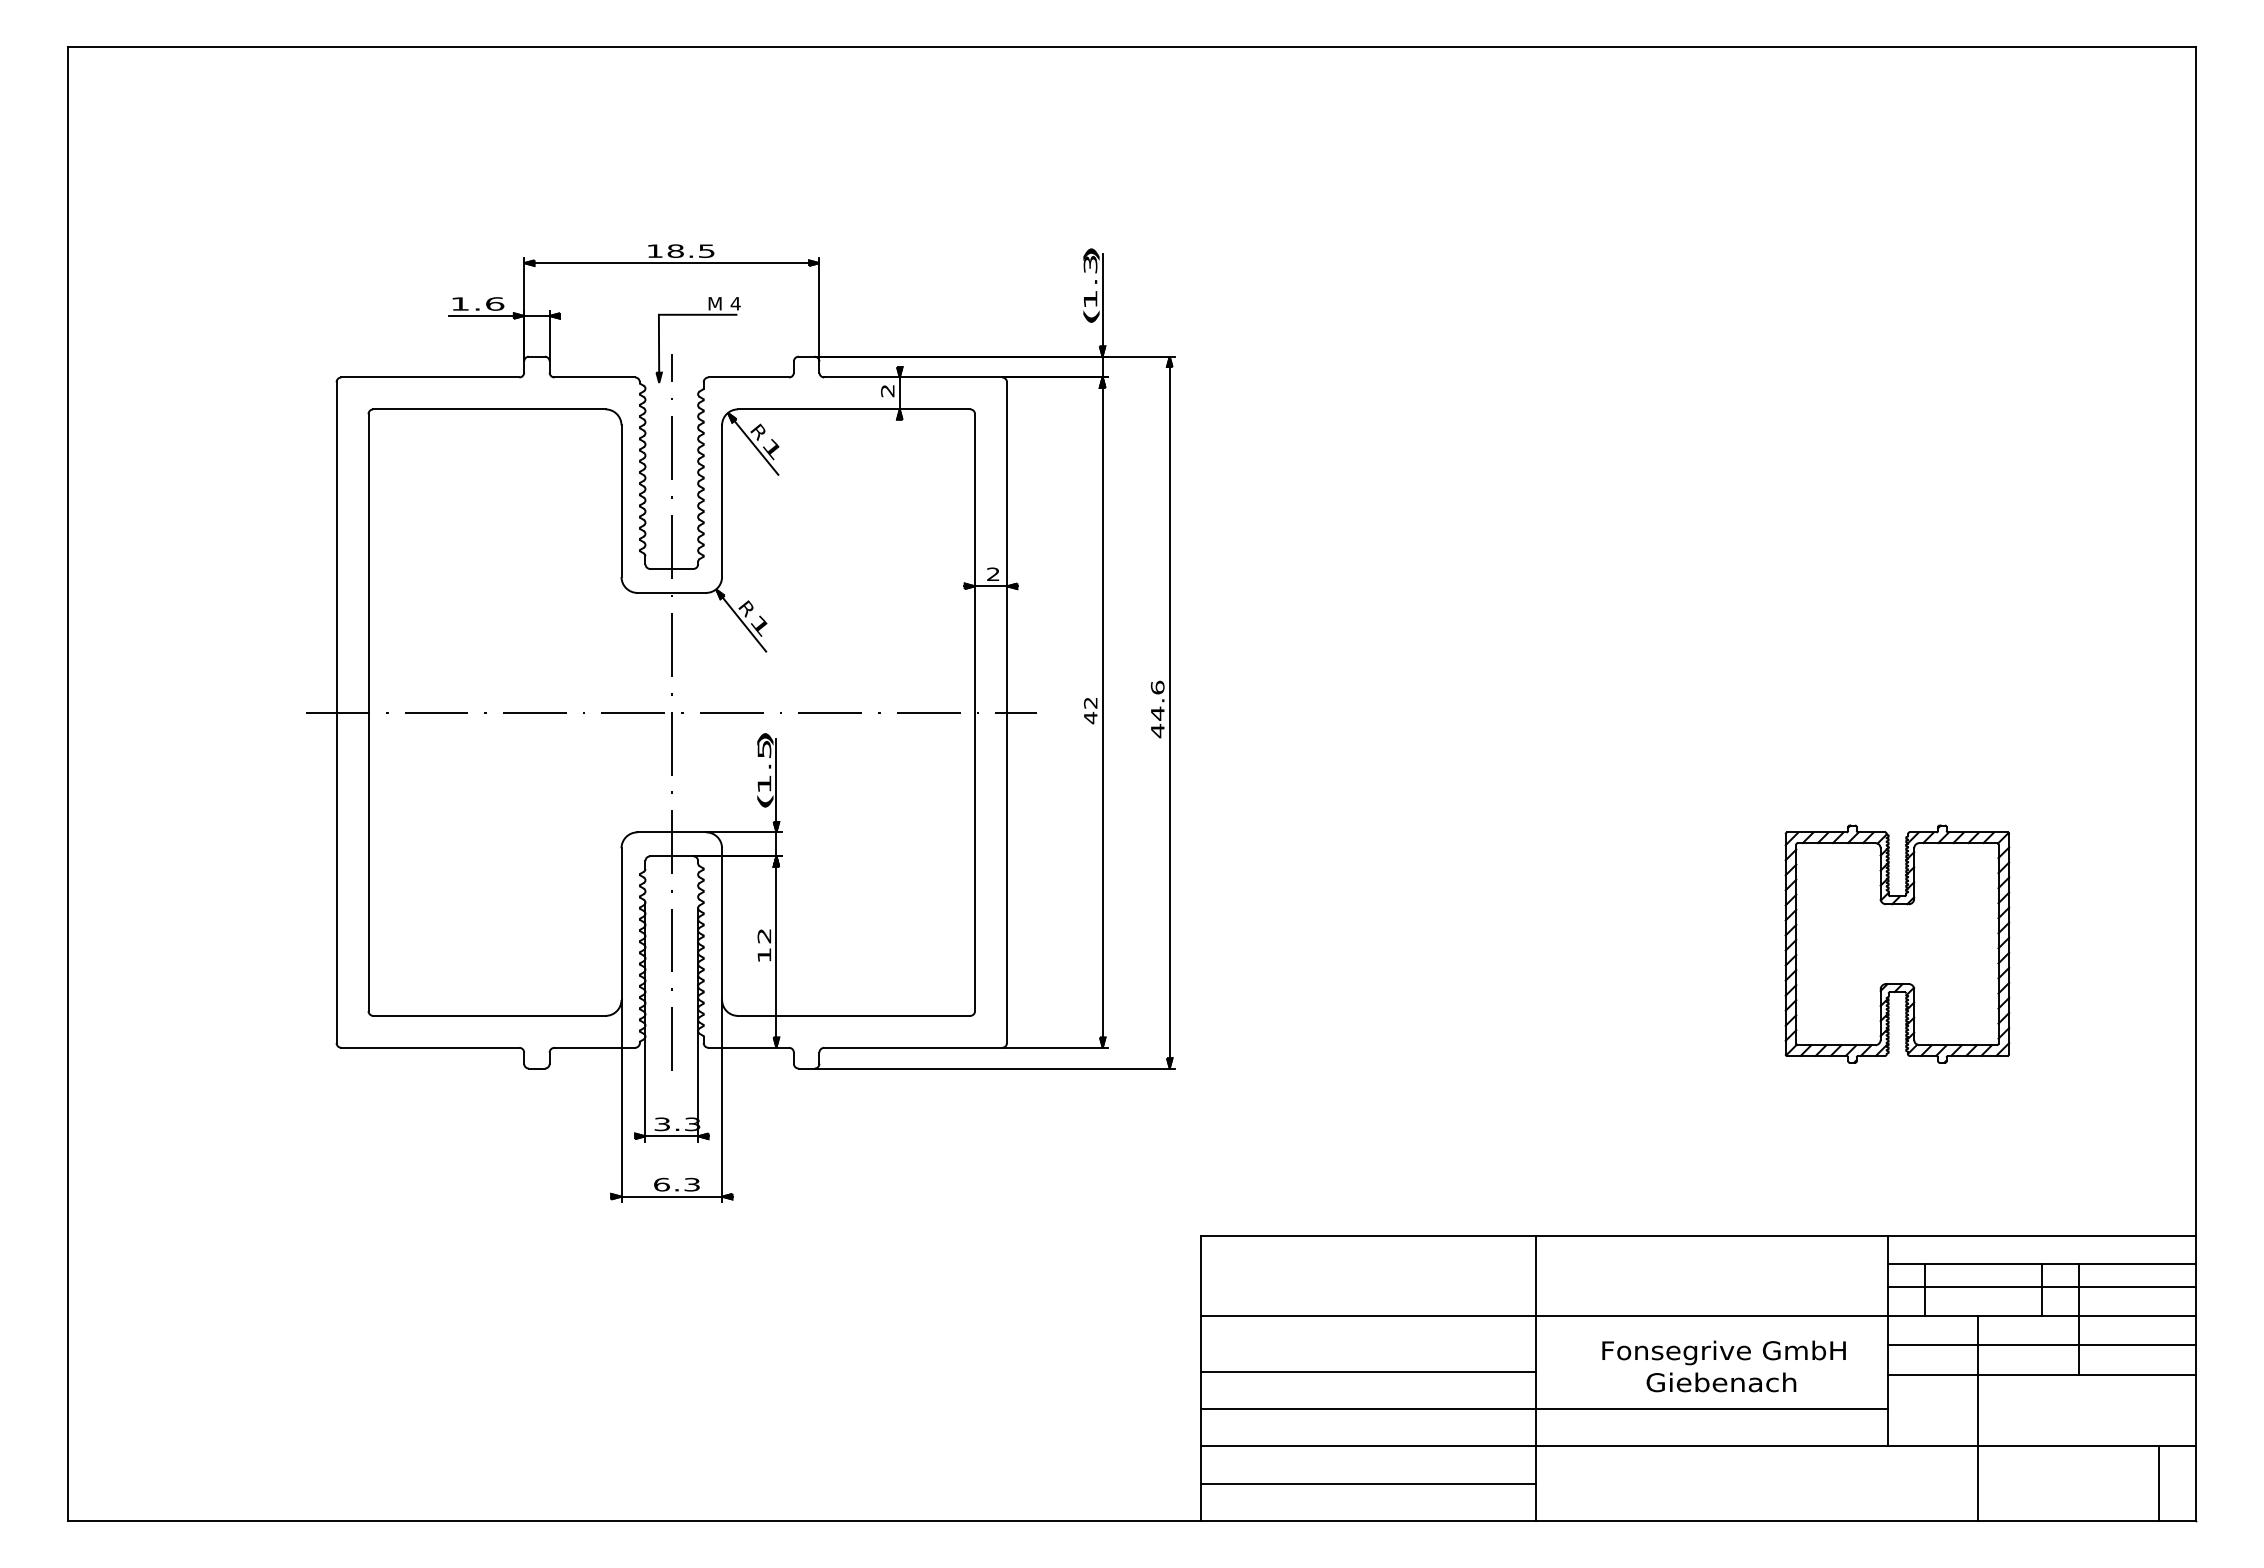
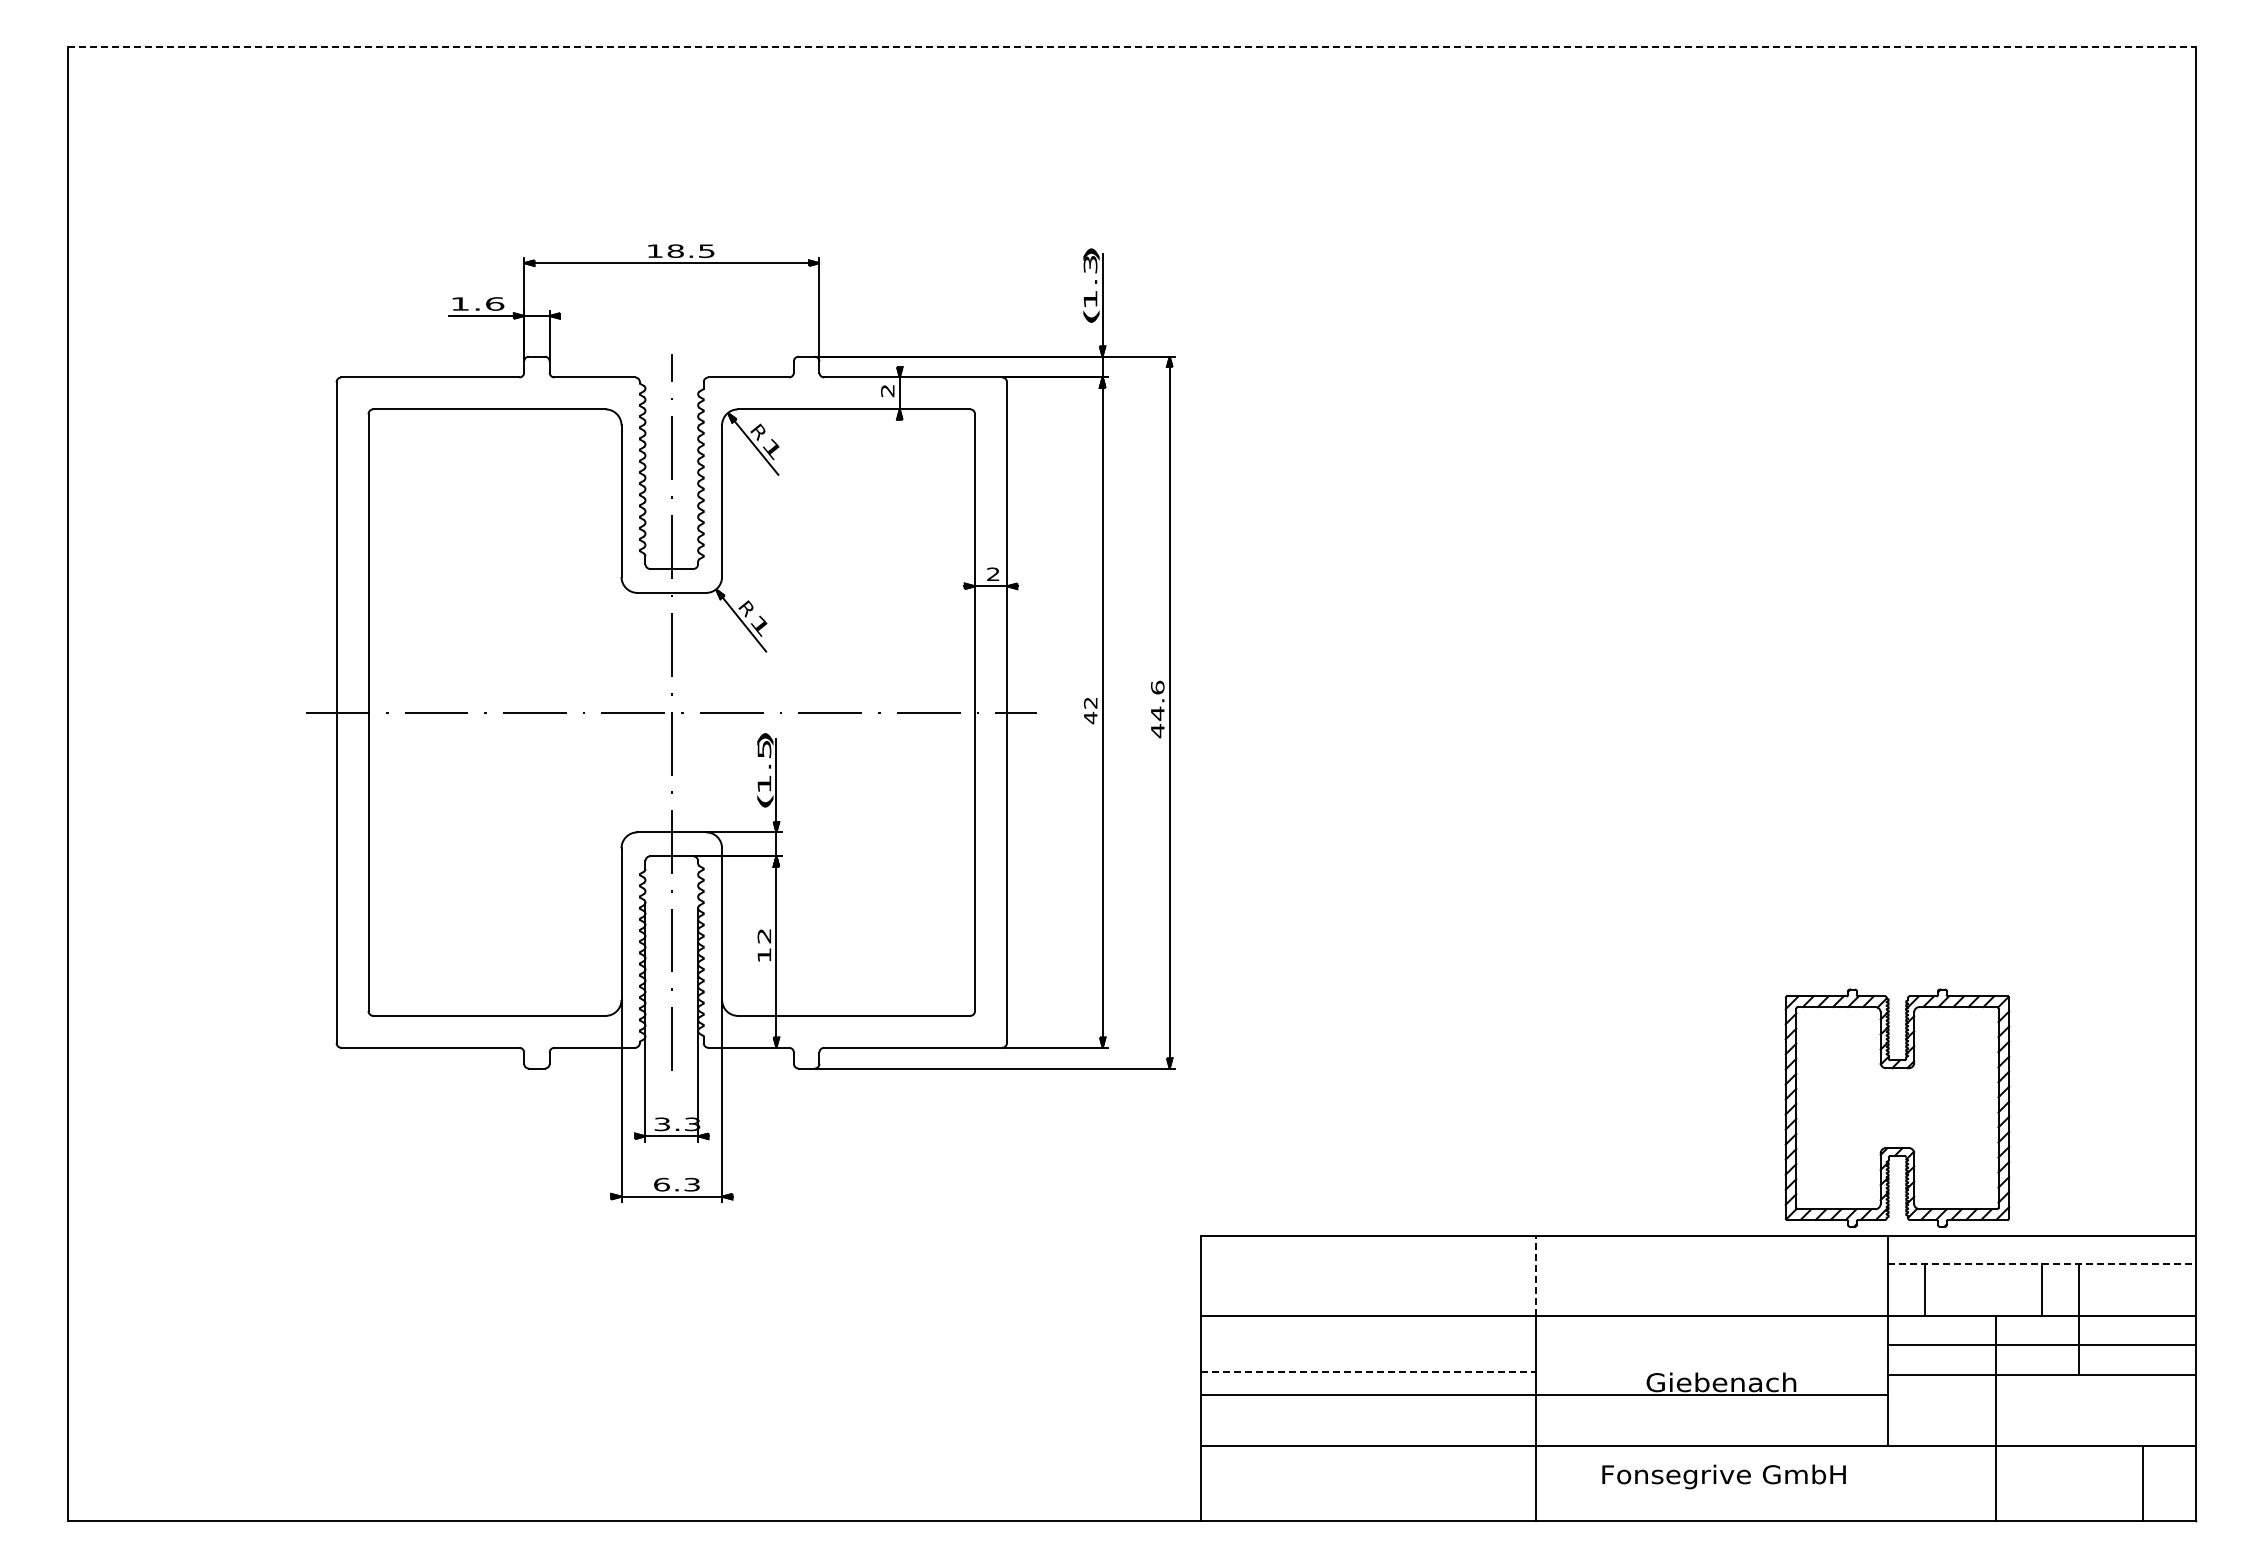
line: solid -> dashed (1132, 47)
part: present -> none (697, 315)
part position: (1897, 943) -> (1897, 1107) (1897, 1107)
line: solid -> dashed (2042, 1264)
line: solid -> dashed (1536, 1275)
line: present -> none (2041, 1287)
text position: (1723, 1352) -> (1723, 1476) (1723, 1476)
line: solid -> dashed (1368, 1371)
line position: (1544, 1409) -> (1544, 1395) (1544, 1395)
line position: (1977, 1417) -> (1995, 1417) (1995, 1417)
line: present -> none (1368, 1483)
line position: (2158, 1483) -> (2142, 1483) (2142, 1483)
